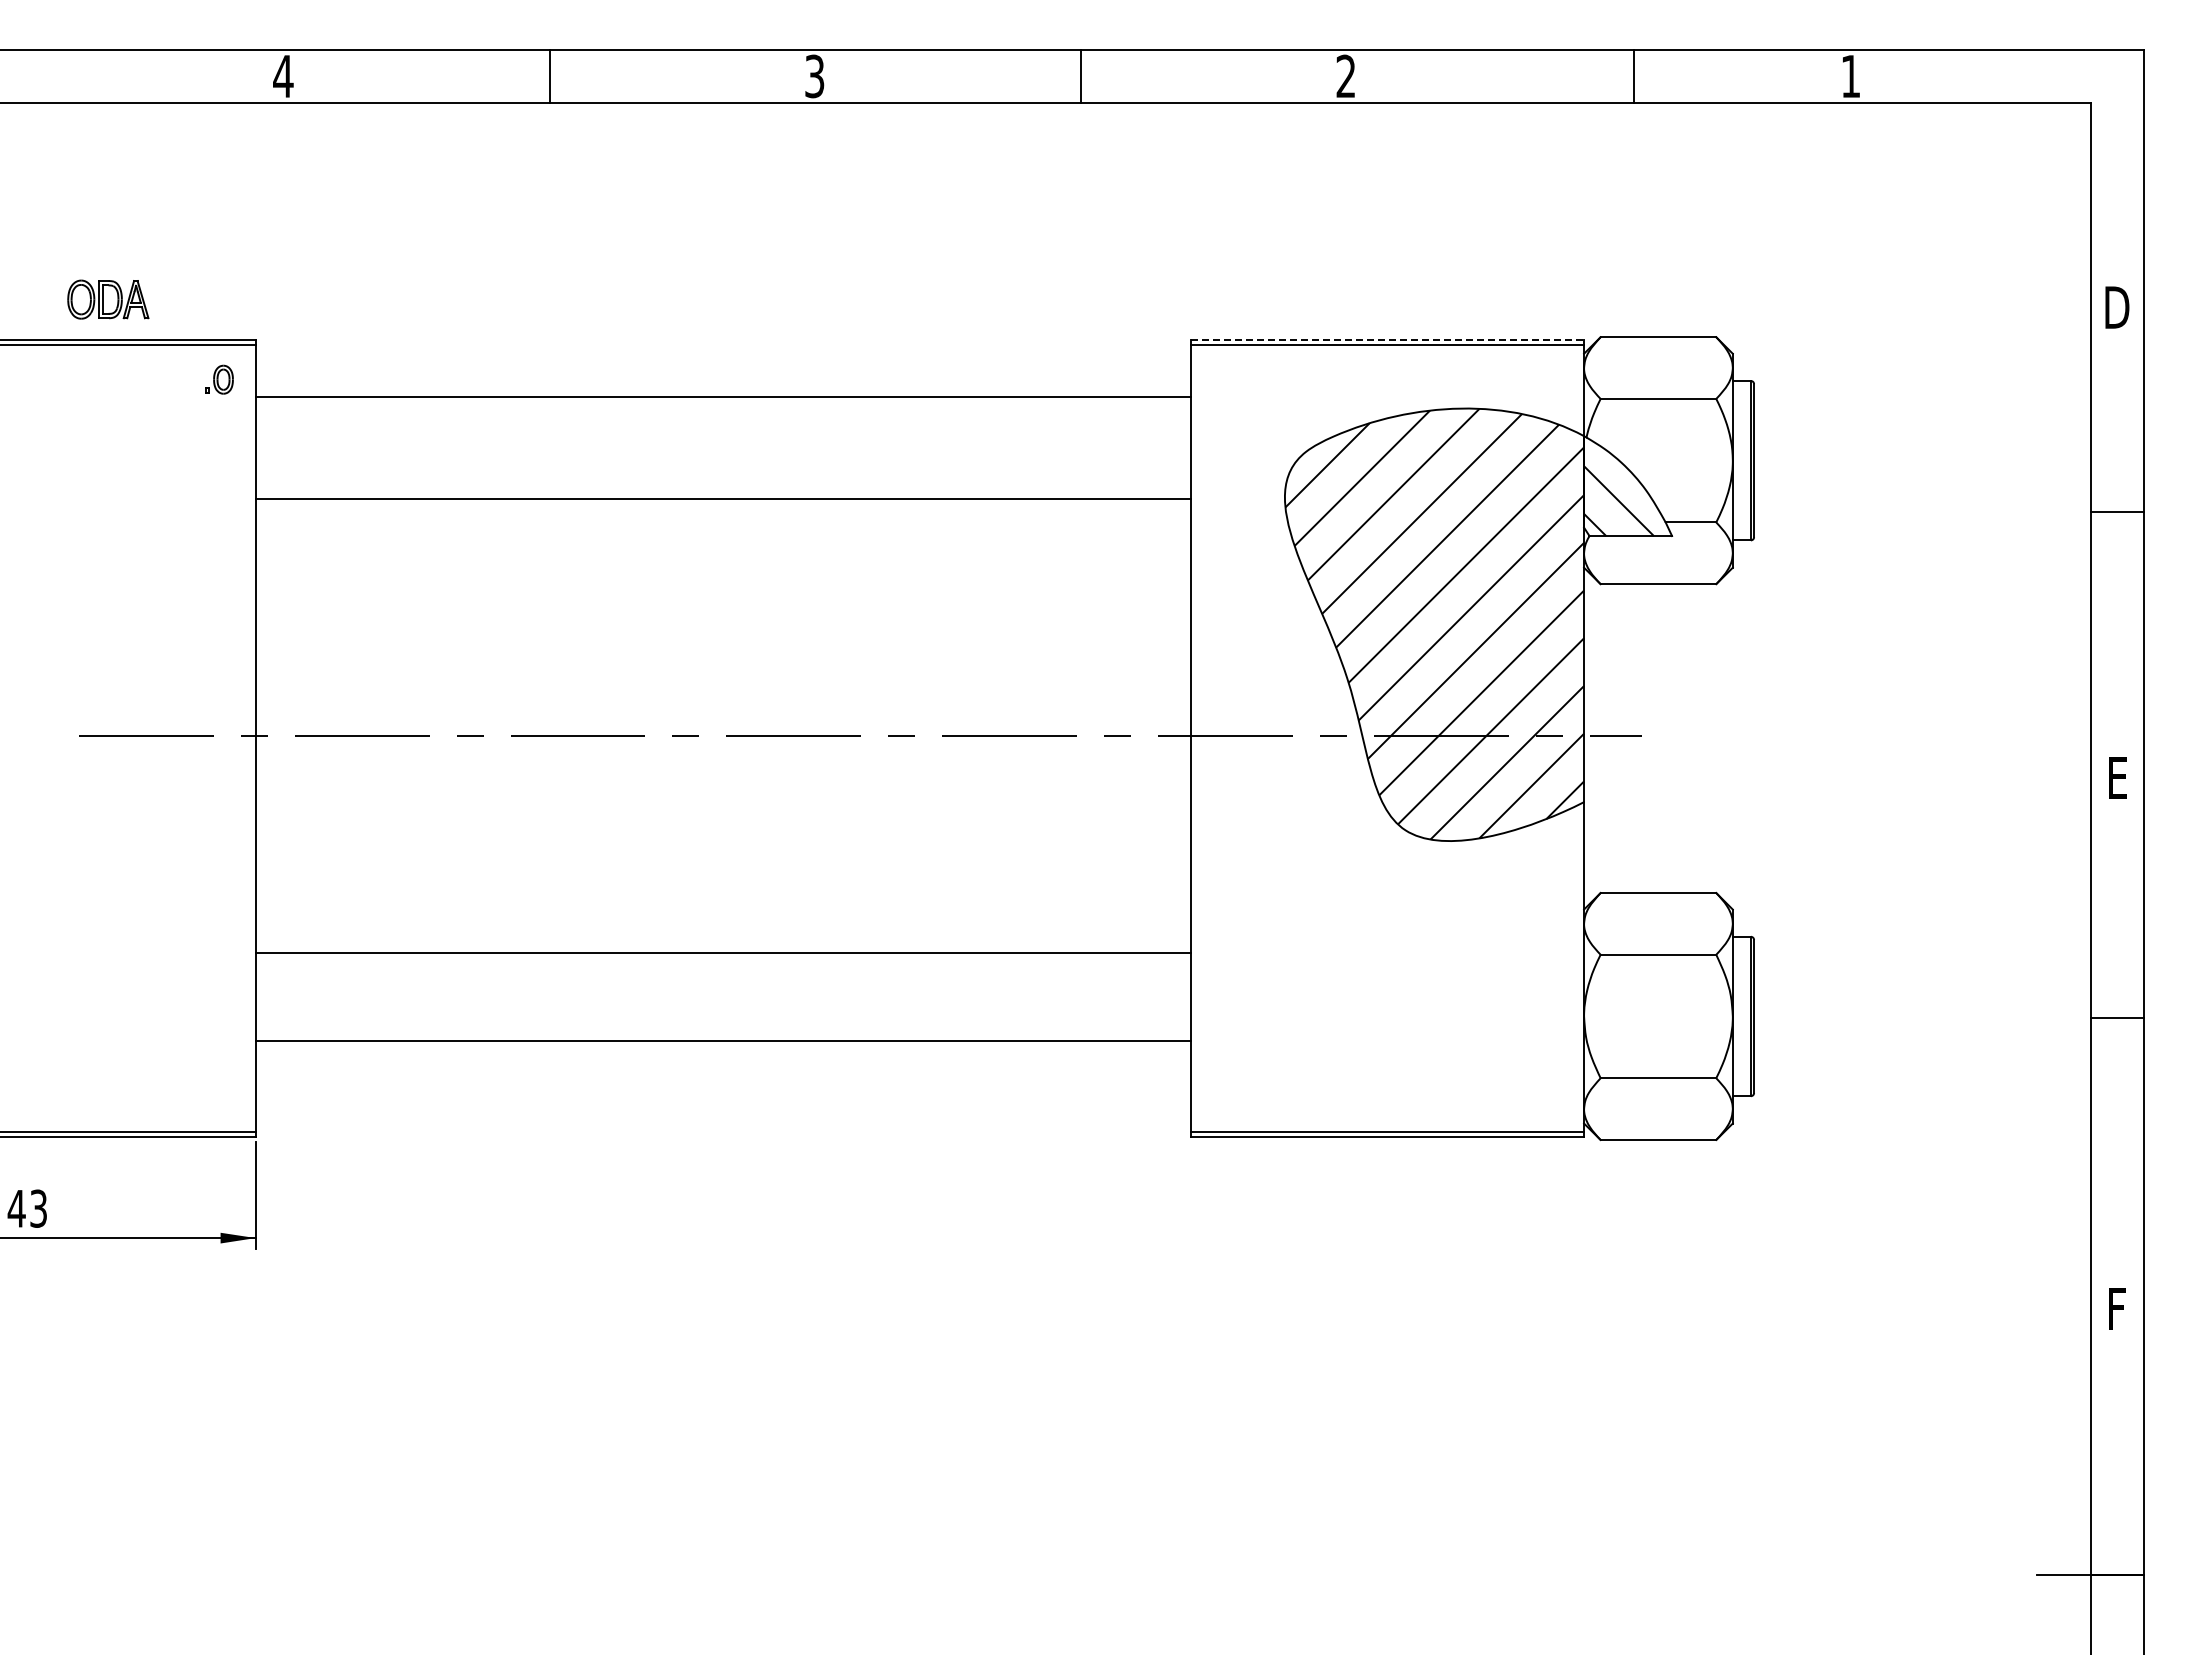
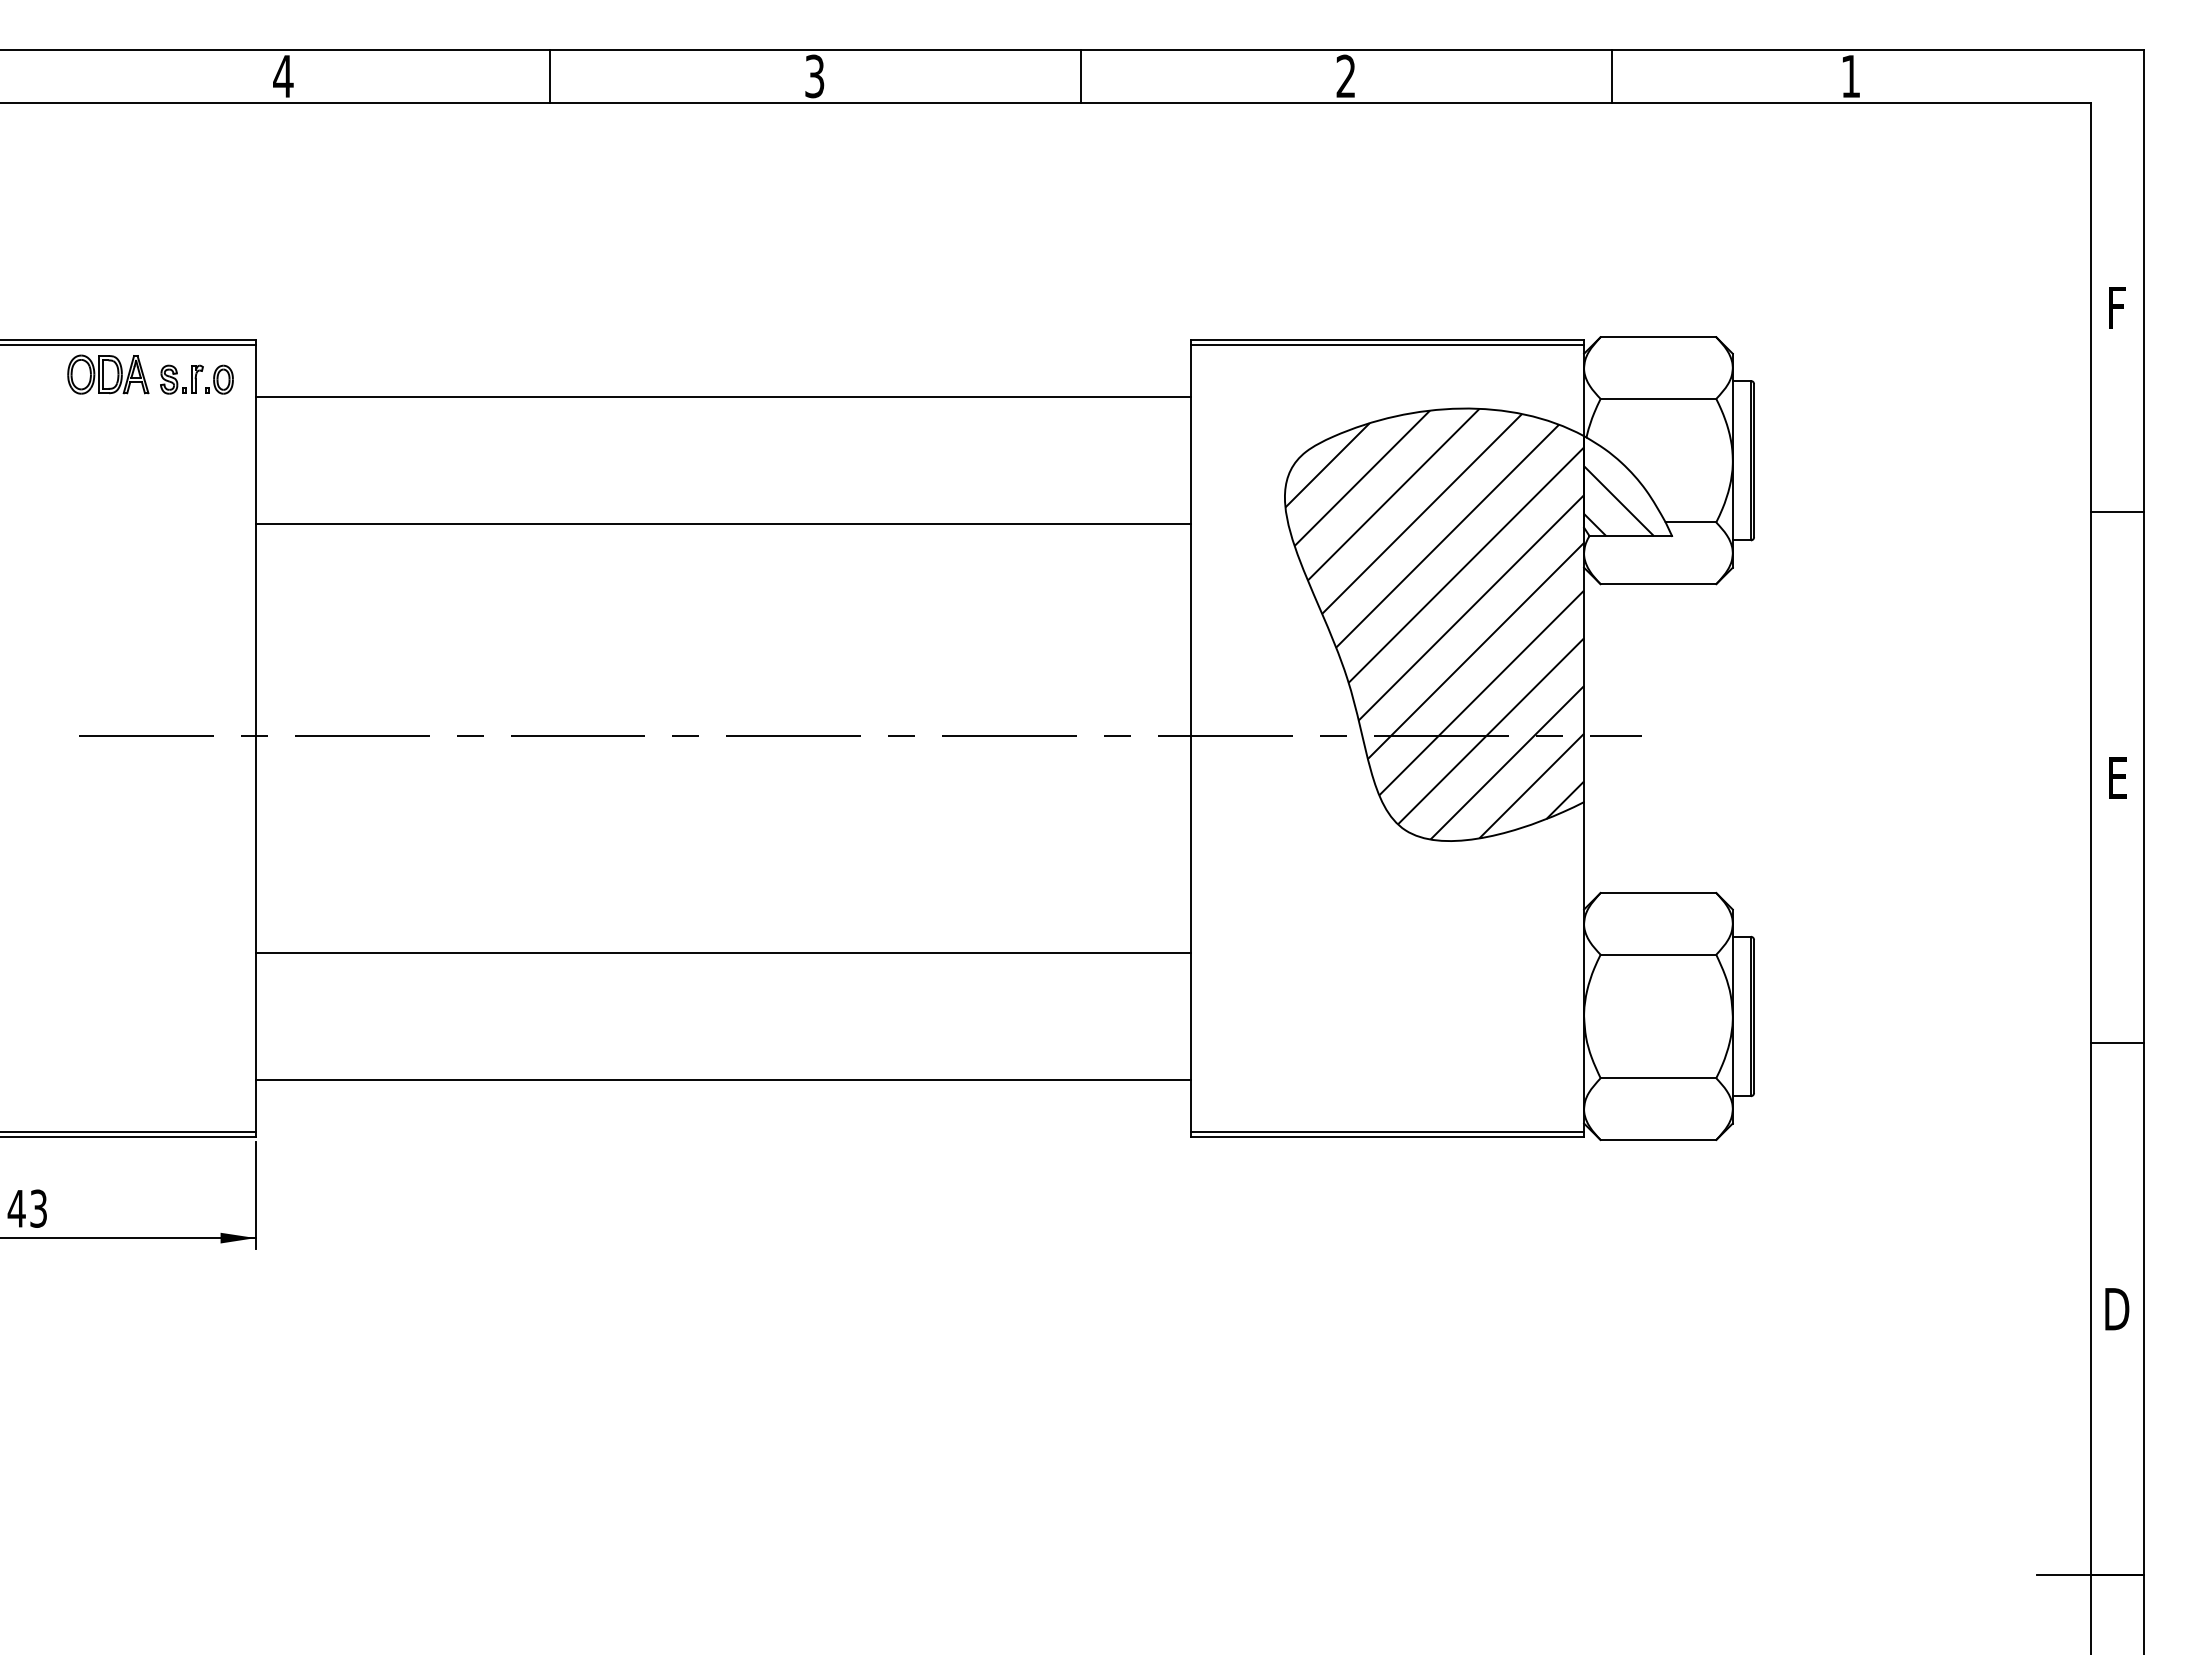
line position: (1634, 75) -> (1612, 75) (1612, 75)
part position: (108, 299) -> (108, 374) (108, 374)
text: D -> F (2117, 307)
line: dashed -> solid (1387, 340)
part: none -> present (181, 379)
line position: (722, 499) -> (722, 524) (722, 524)
line position: (2116, 1018) -> (2116, 1043) (2116, 1043)
line position: (722, 1041) -> (722, 1080) (722, 1080)
text: F -> D (2117, 1309)
